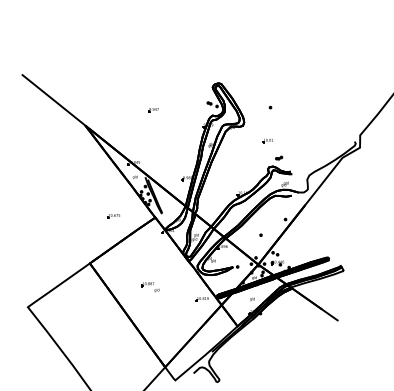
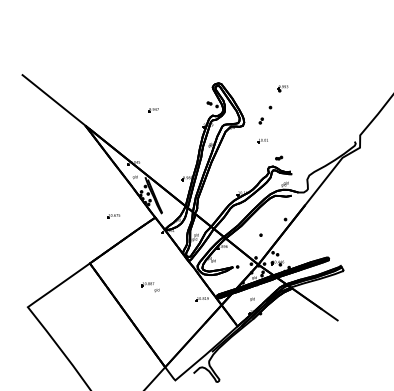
part: none -> present (282, 88)
part: none -> present (260, 120)
part position: (267, 141) -> (262, 141) (262, 141)
